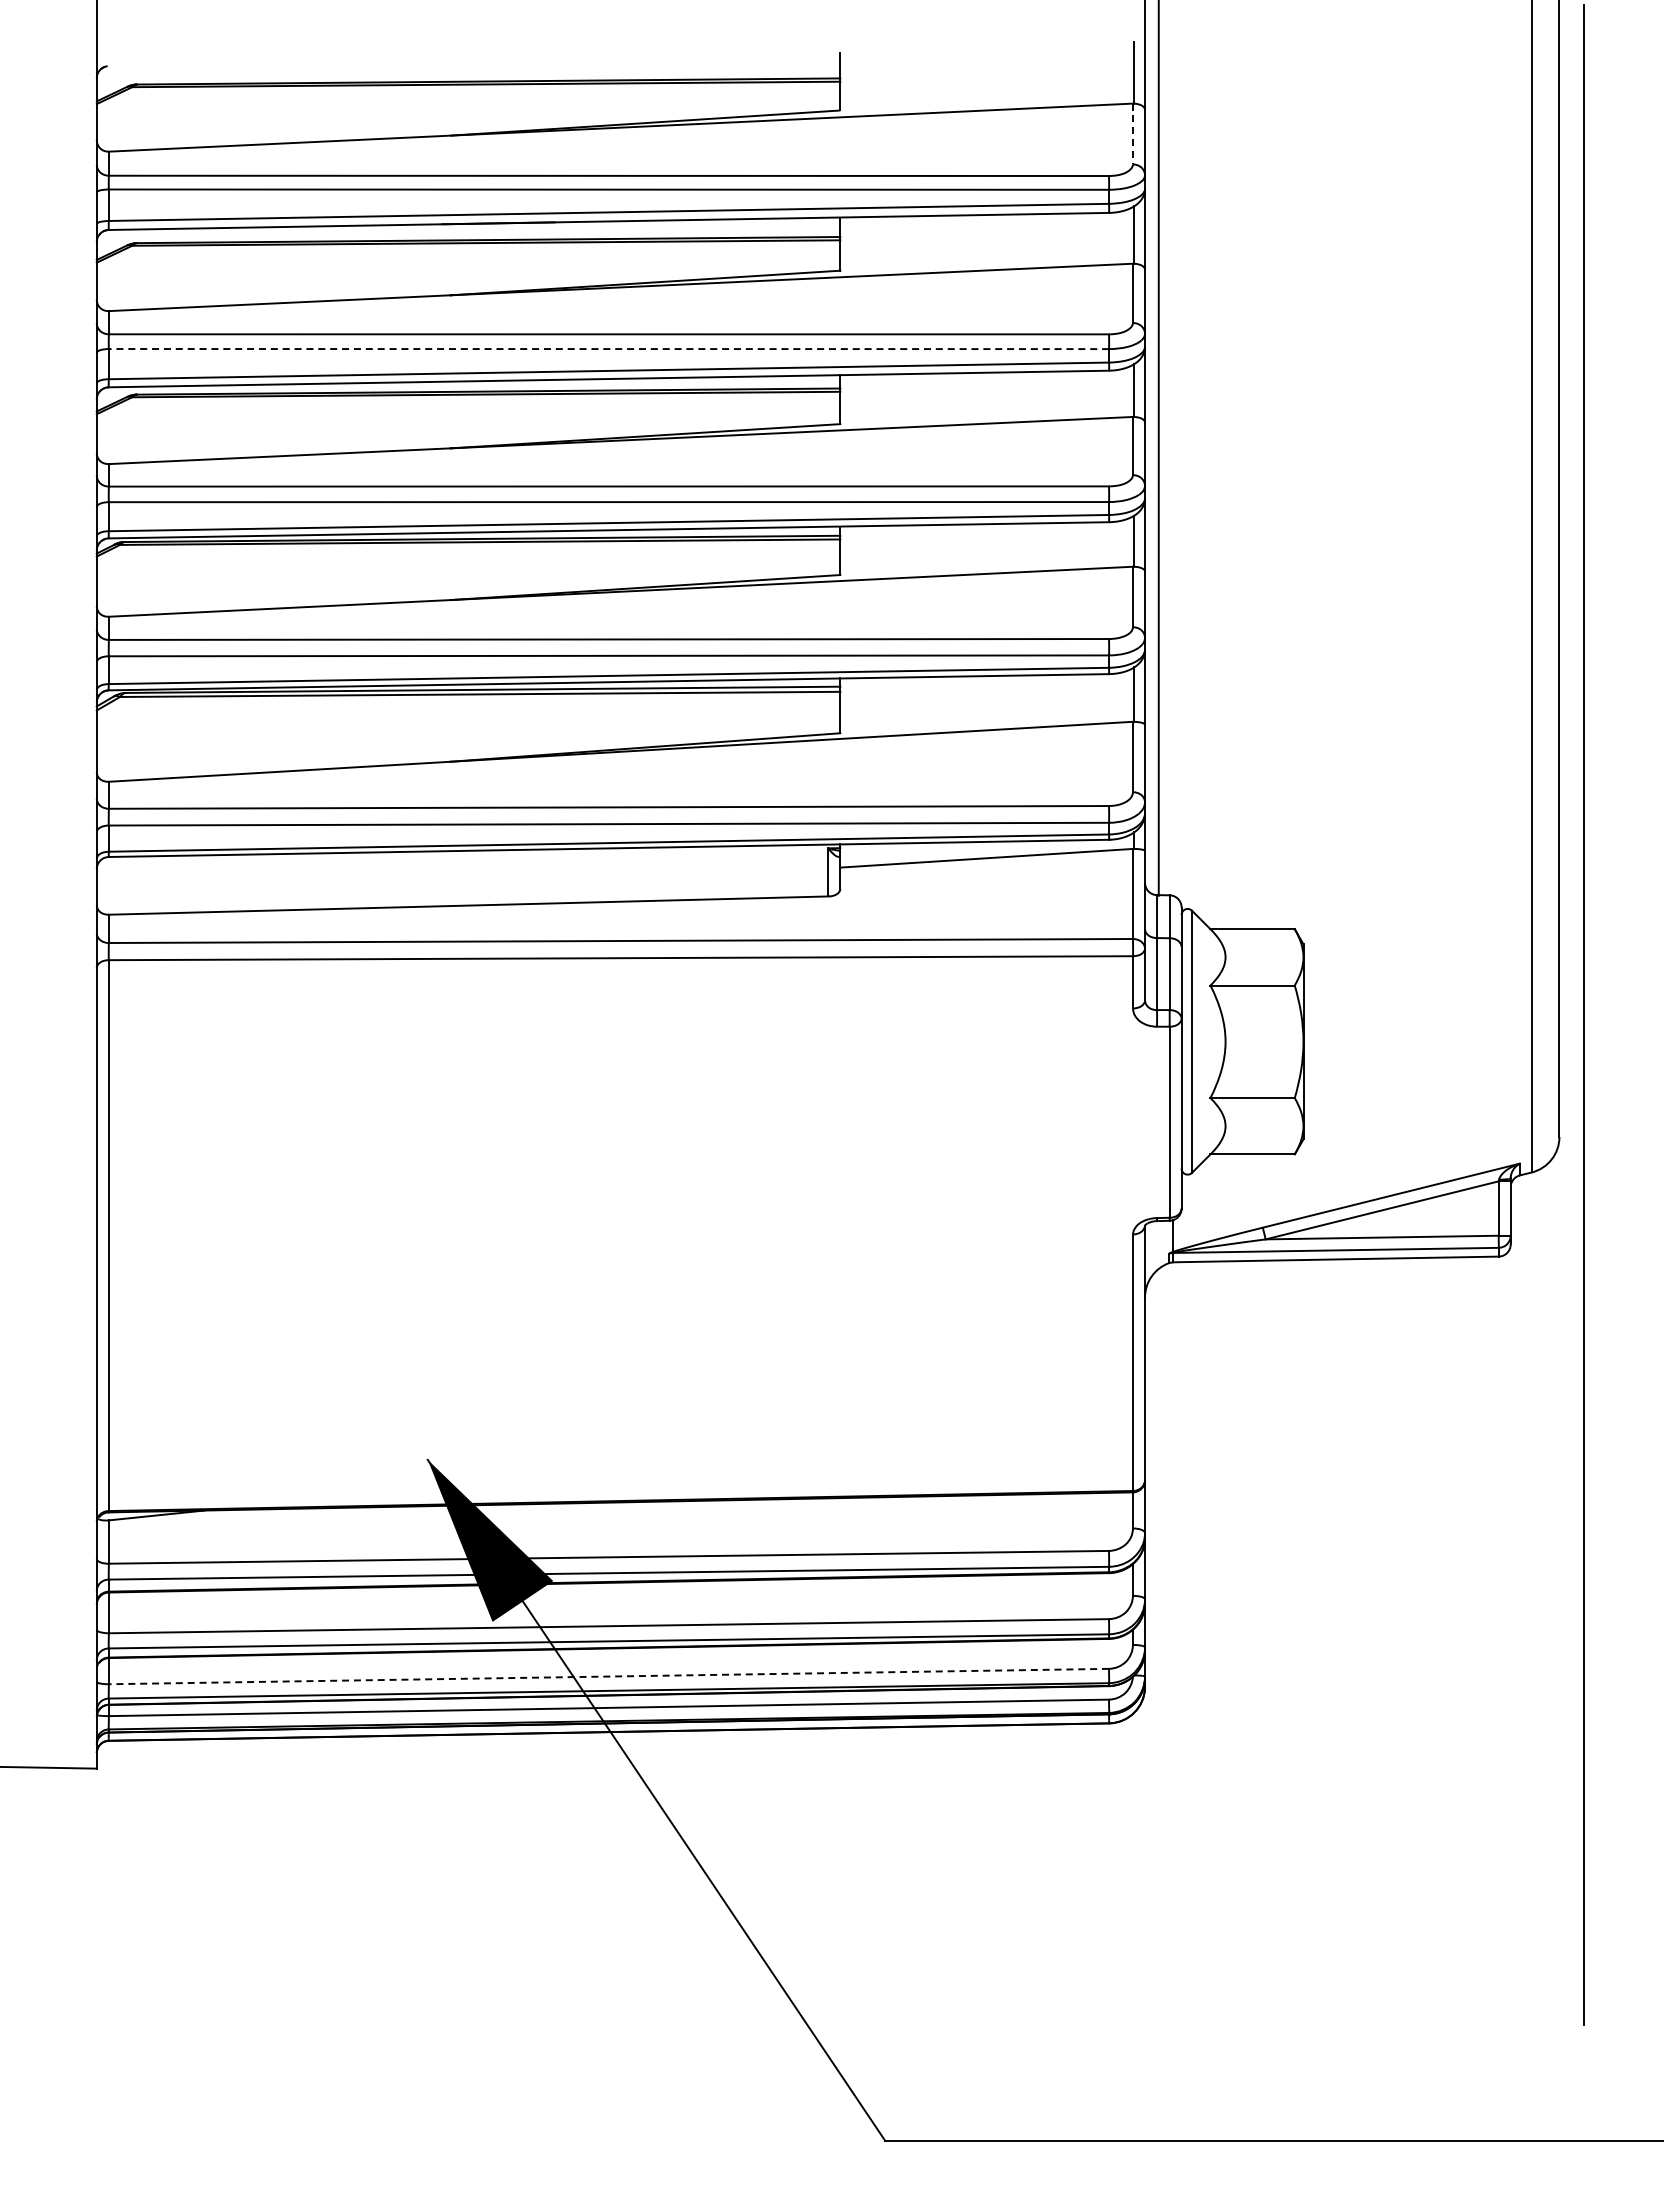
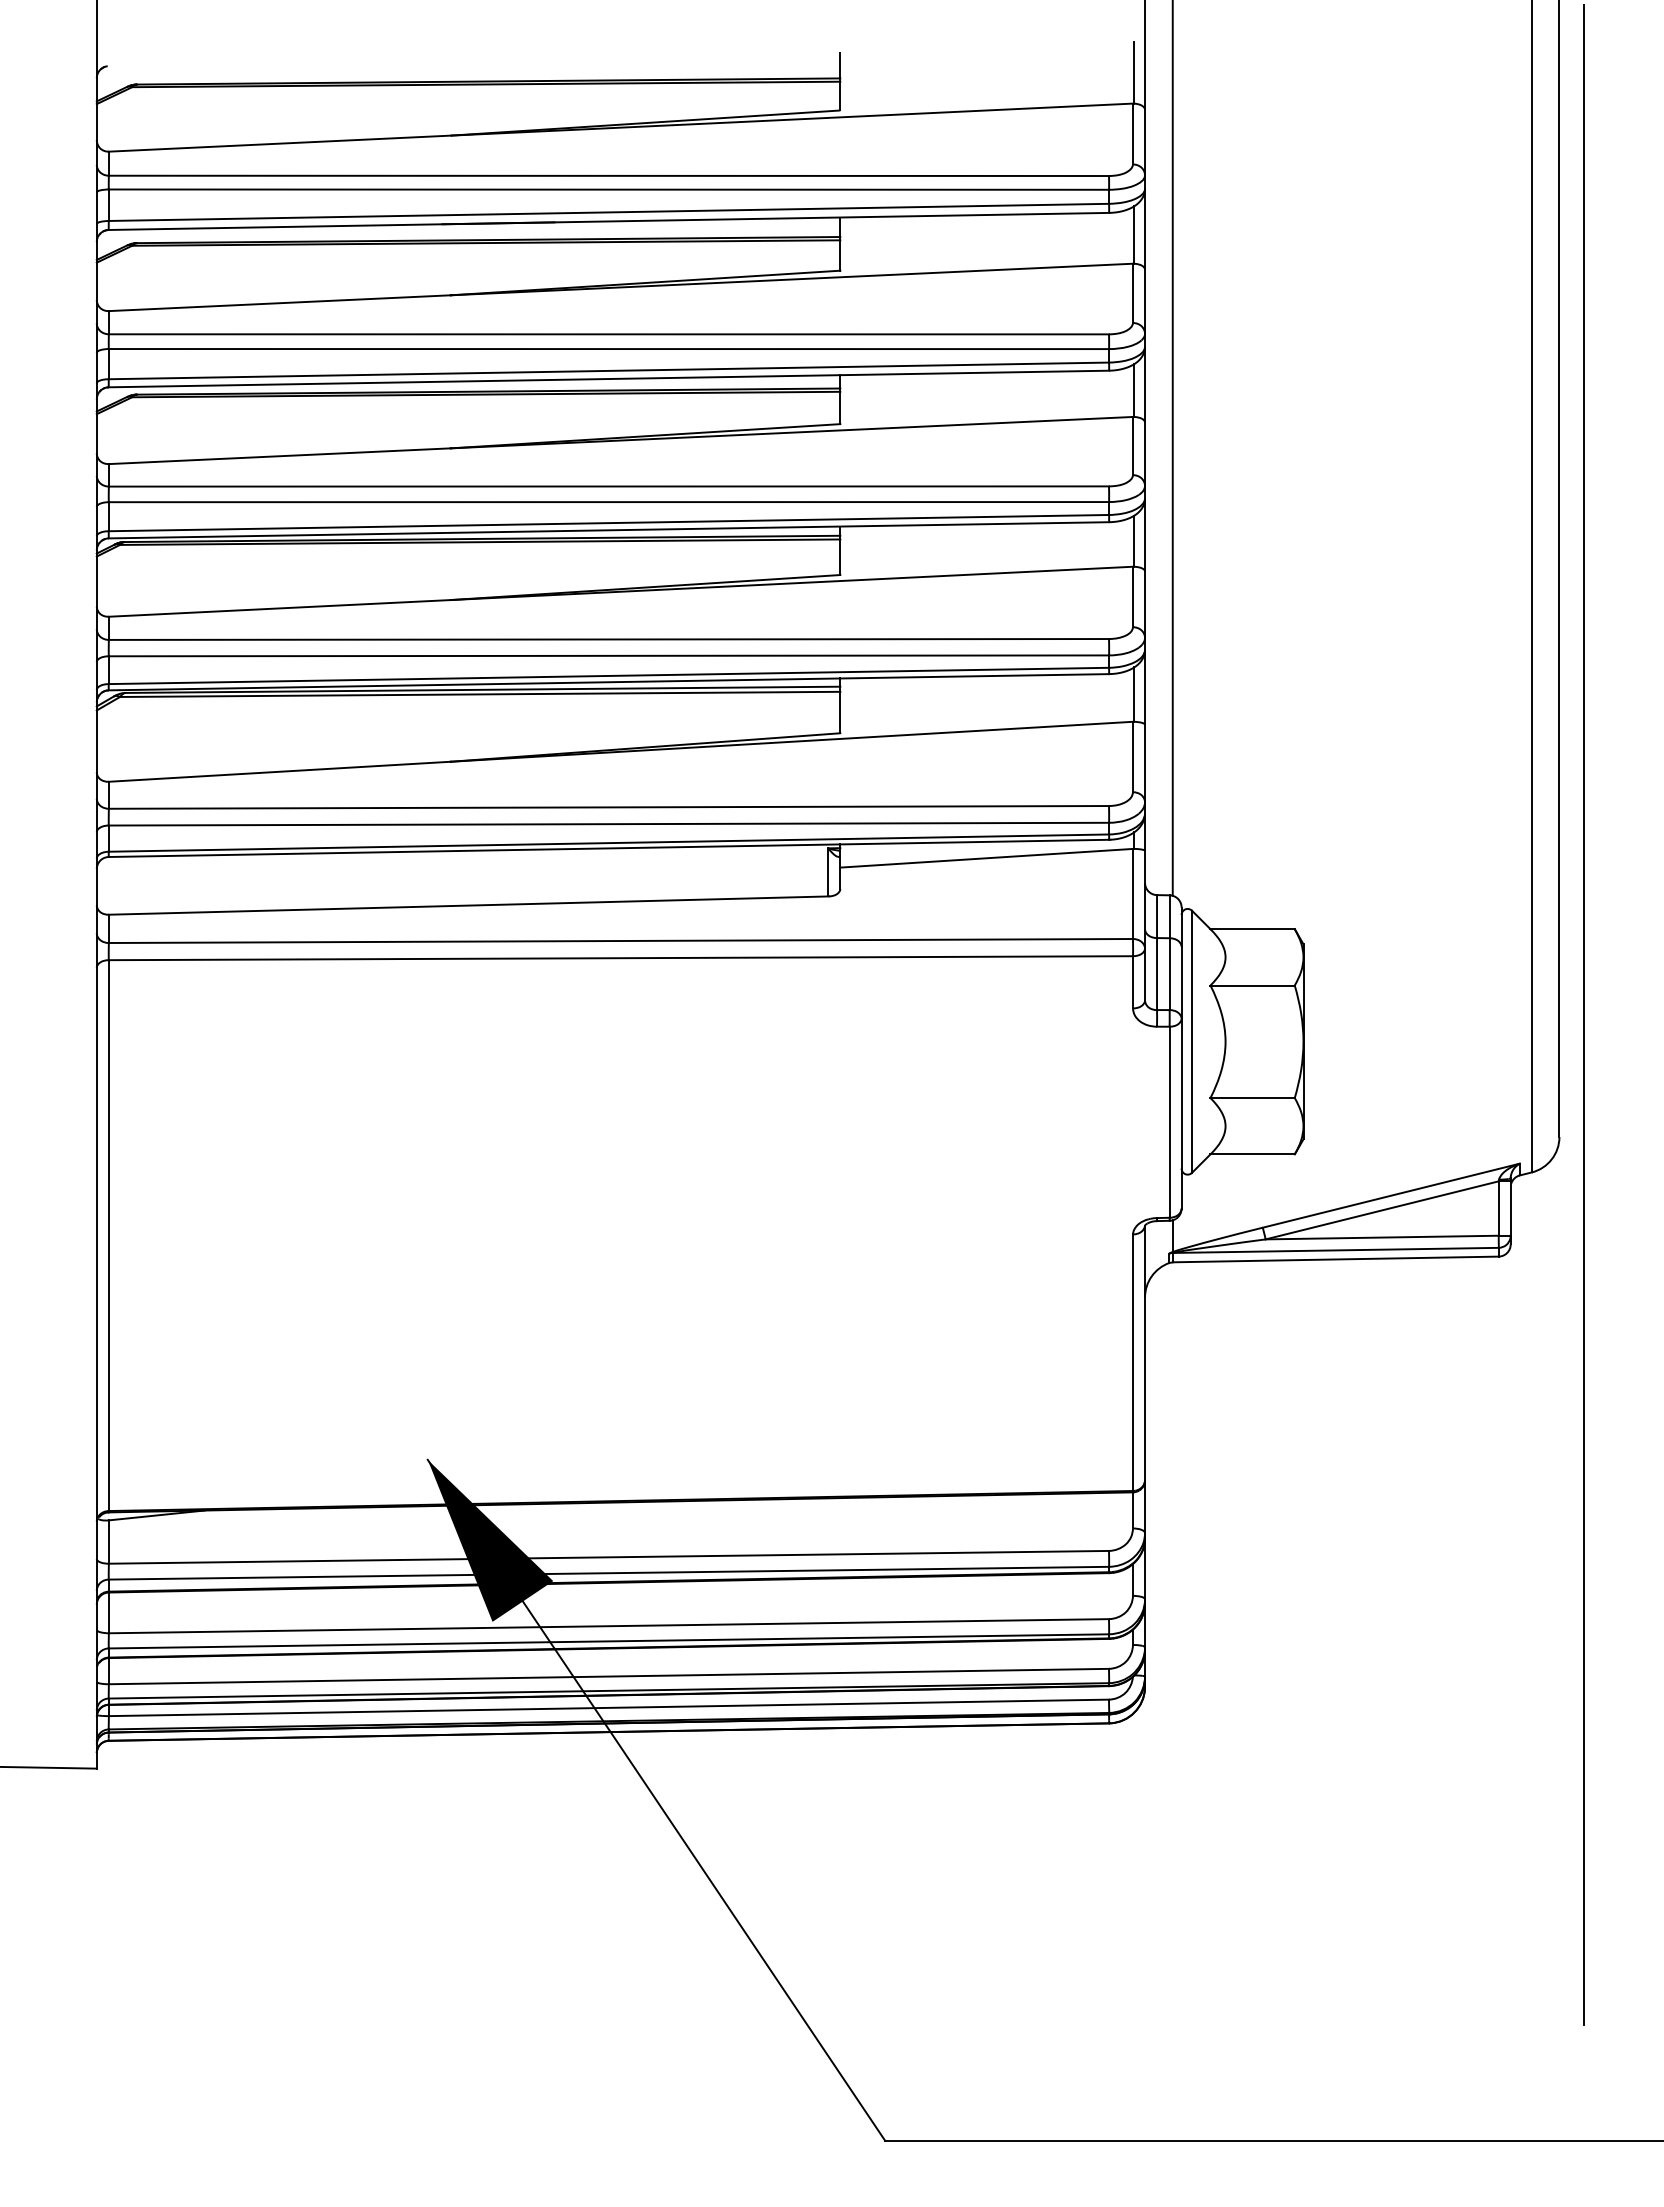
line: dashed -> solid (1132, 134)
line: dashed -> solid (608, 349)
line position: (1158, 448) -> (1172, 448) (1172, 448)
line: dashed -> solid (608, 1676)
